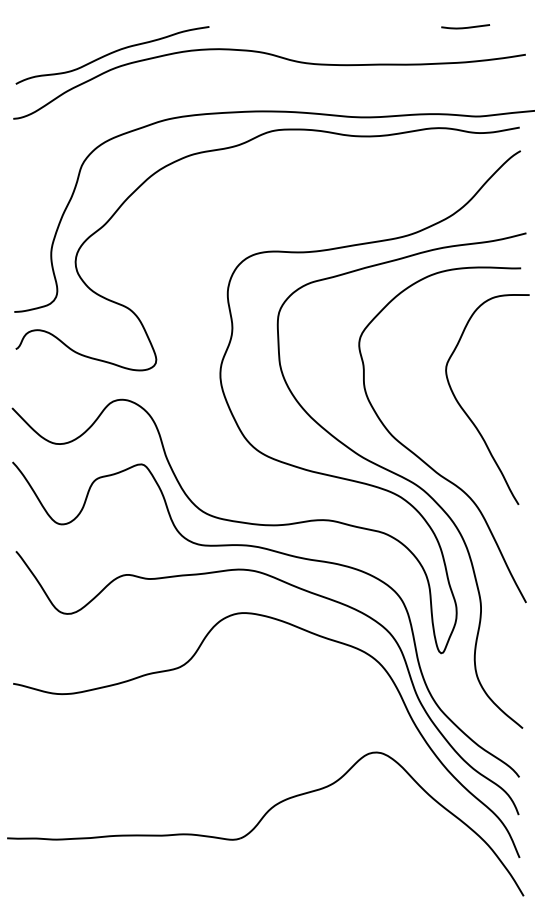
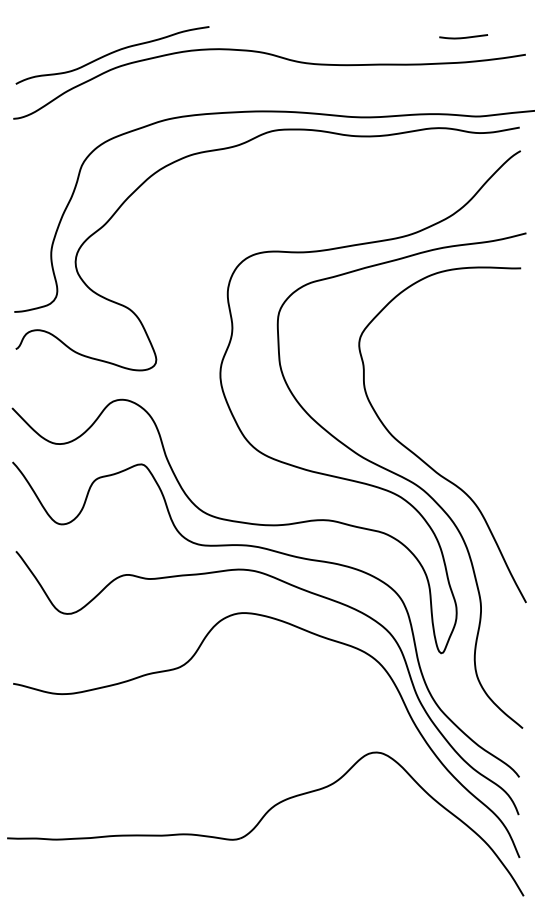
curve position: (465, 27) -> (463, 37) (463, 37)
curve: present -> none (466, 412)
